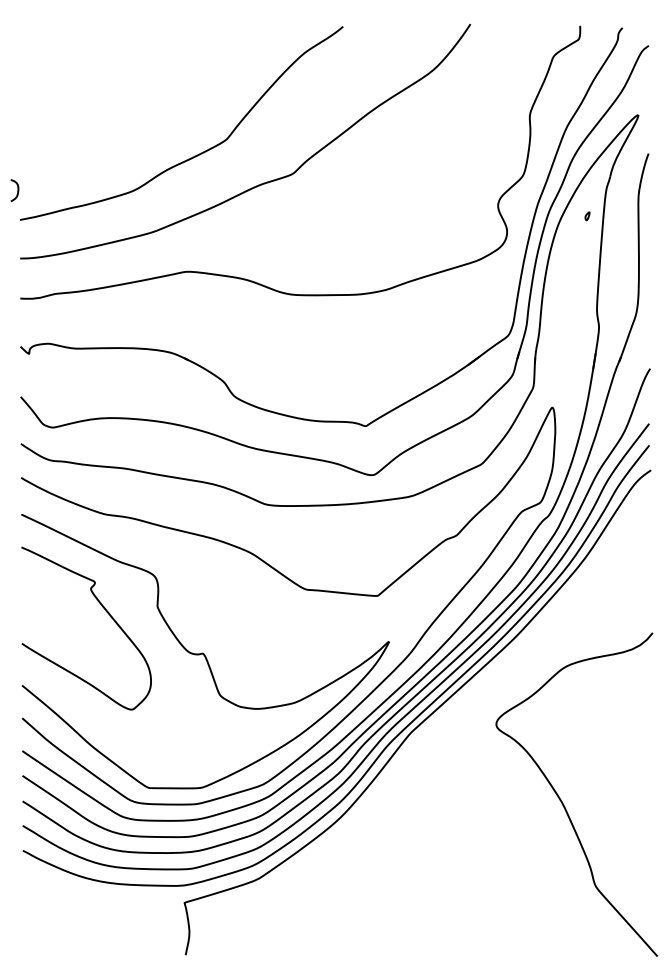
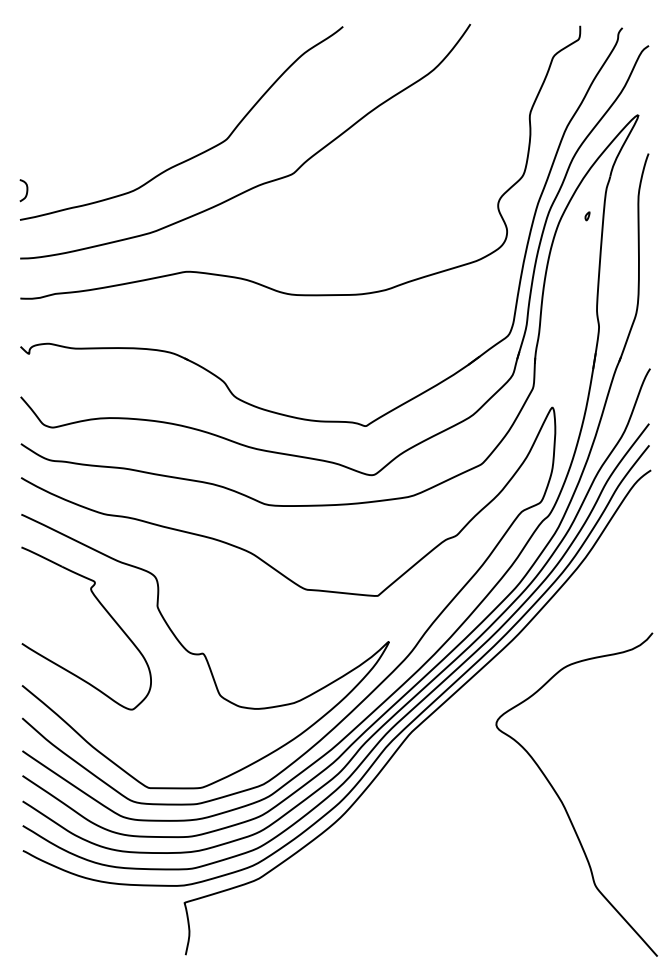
curve position: (17, 190) -> (26, 190) (26, 190)
